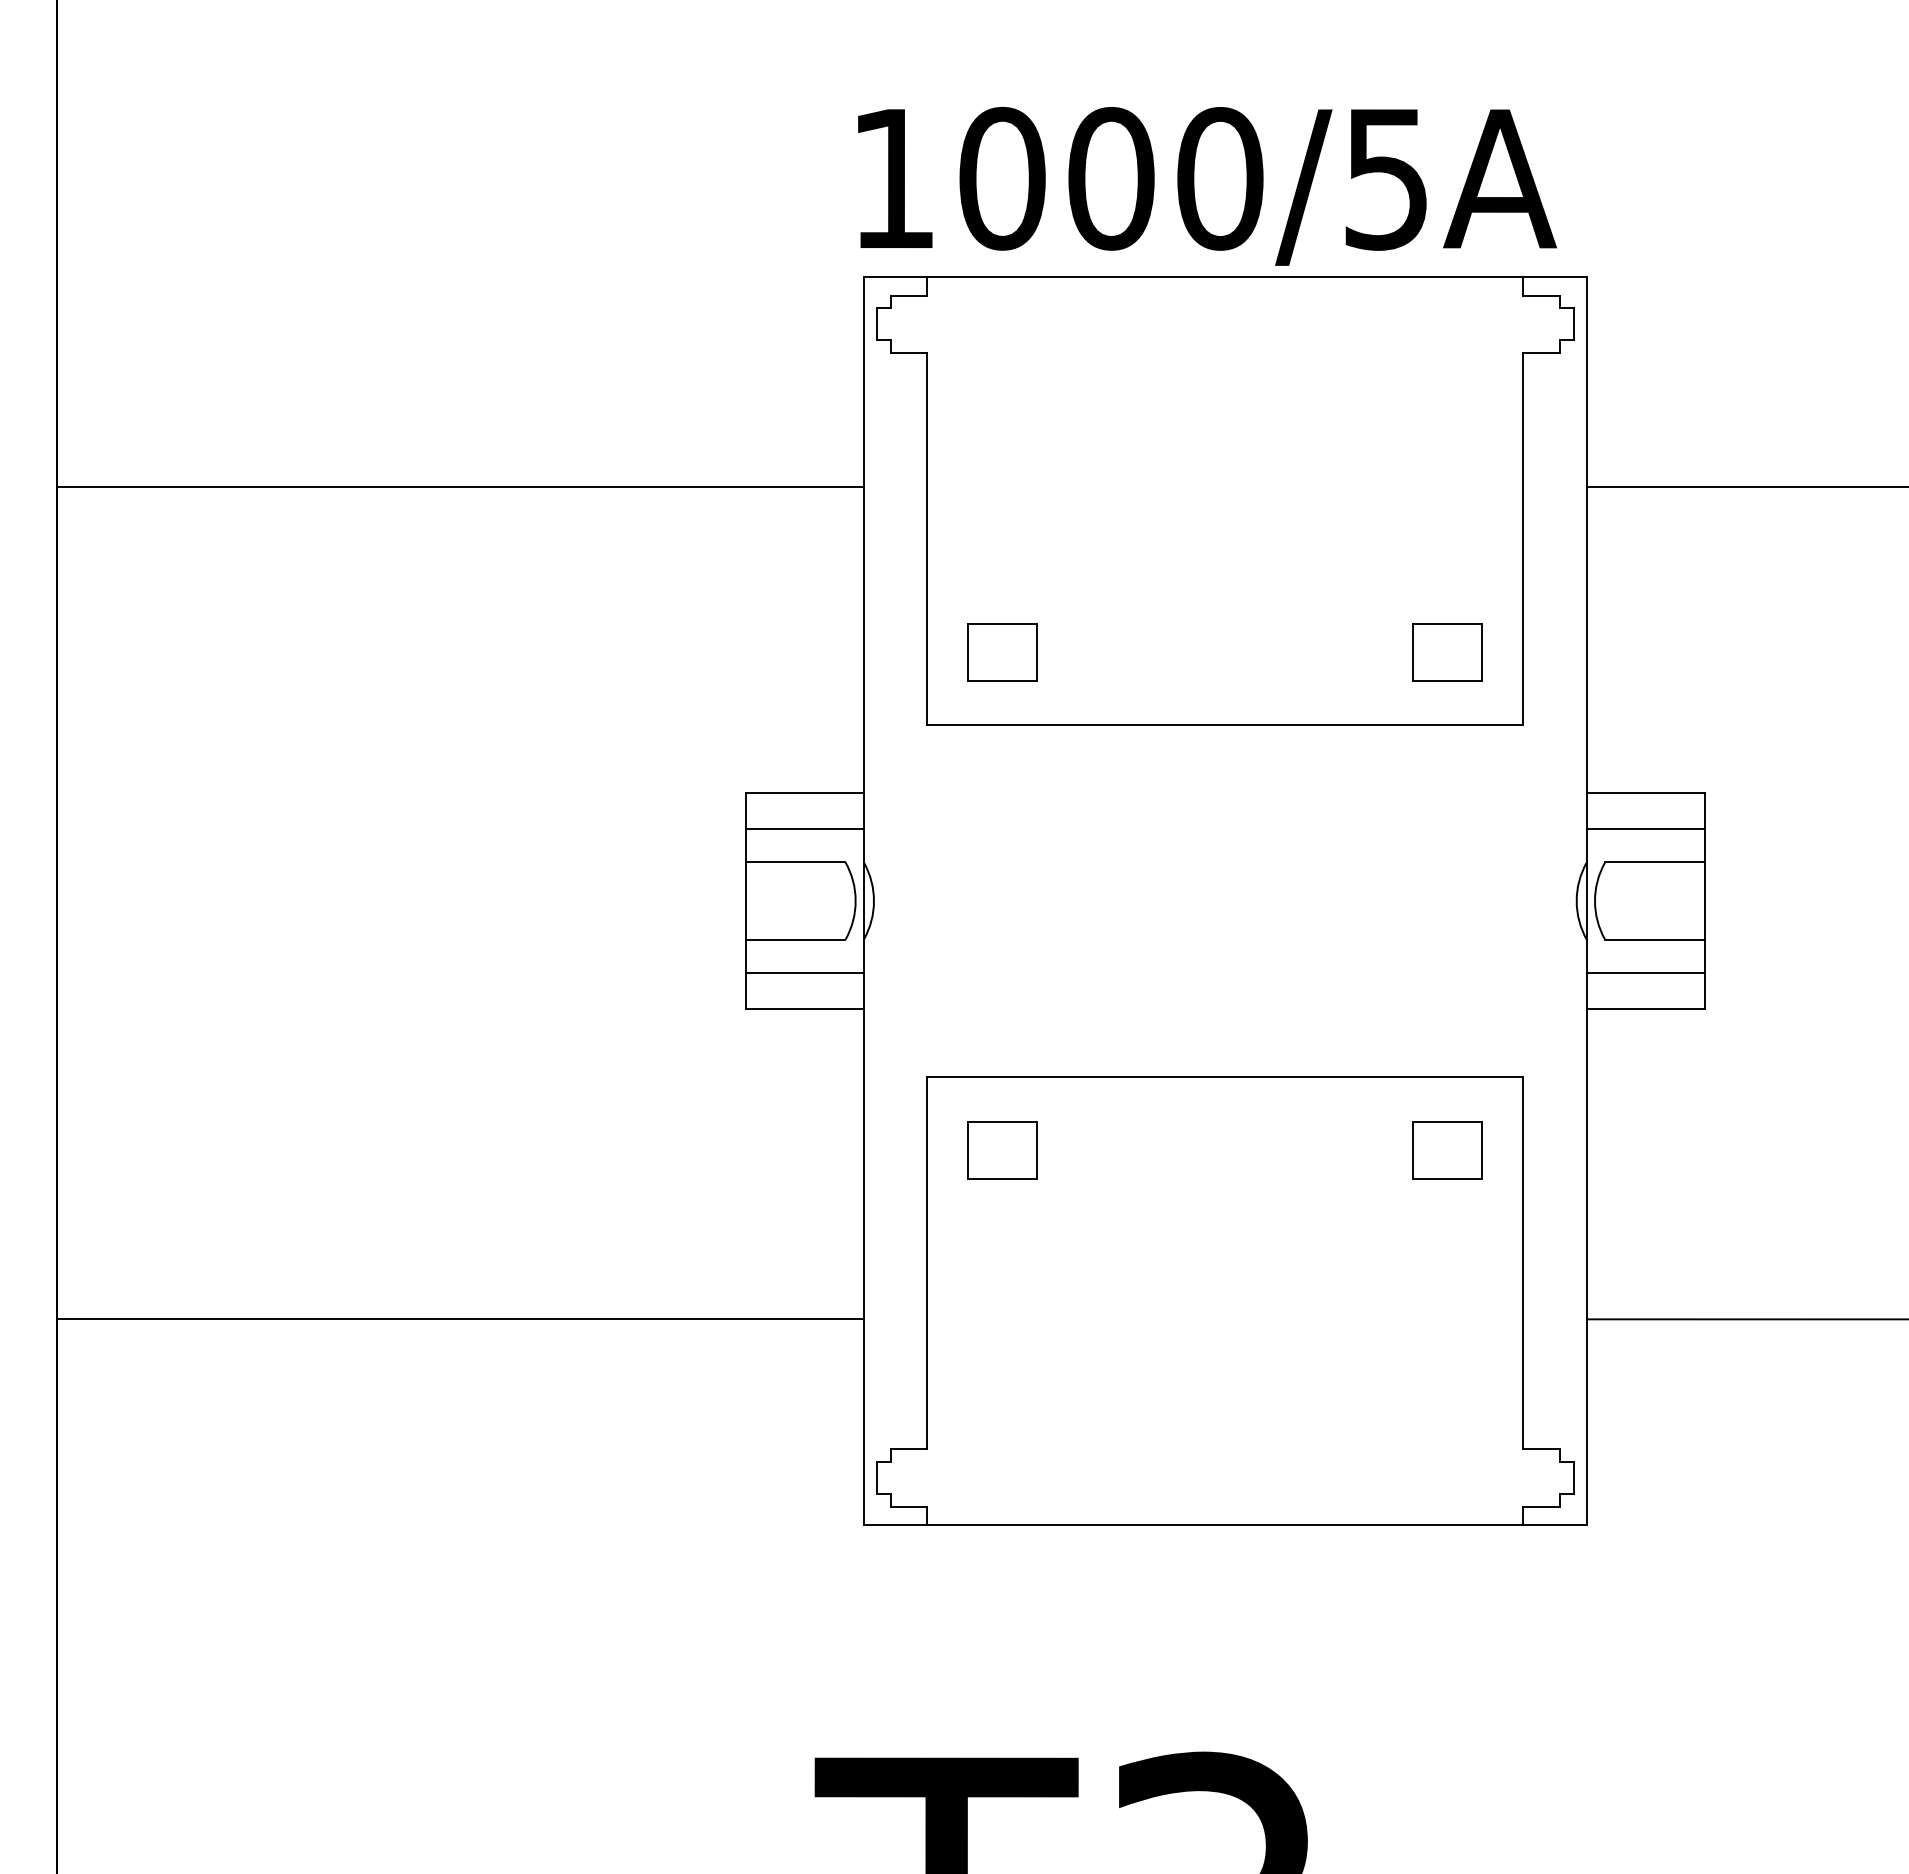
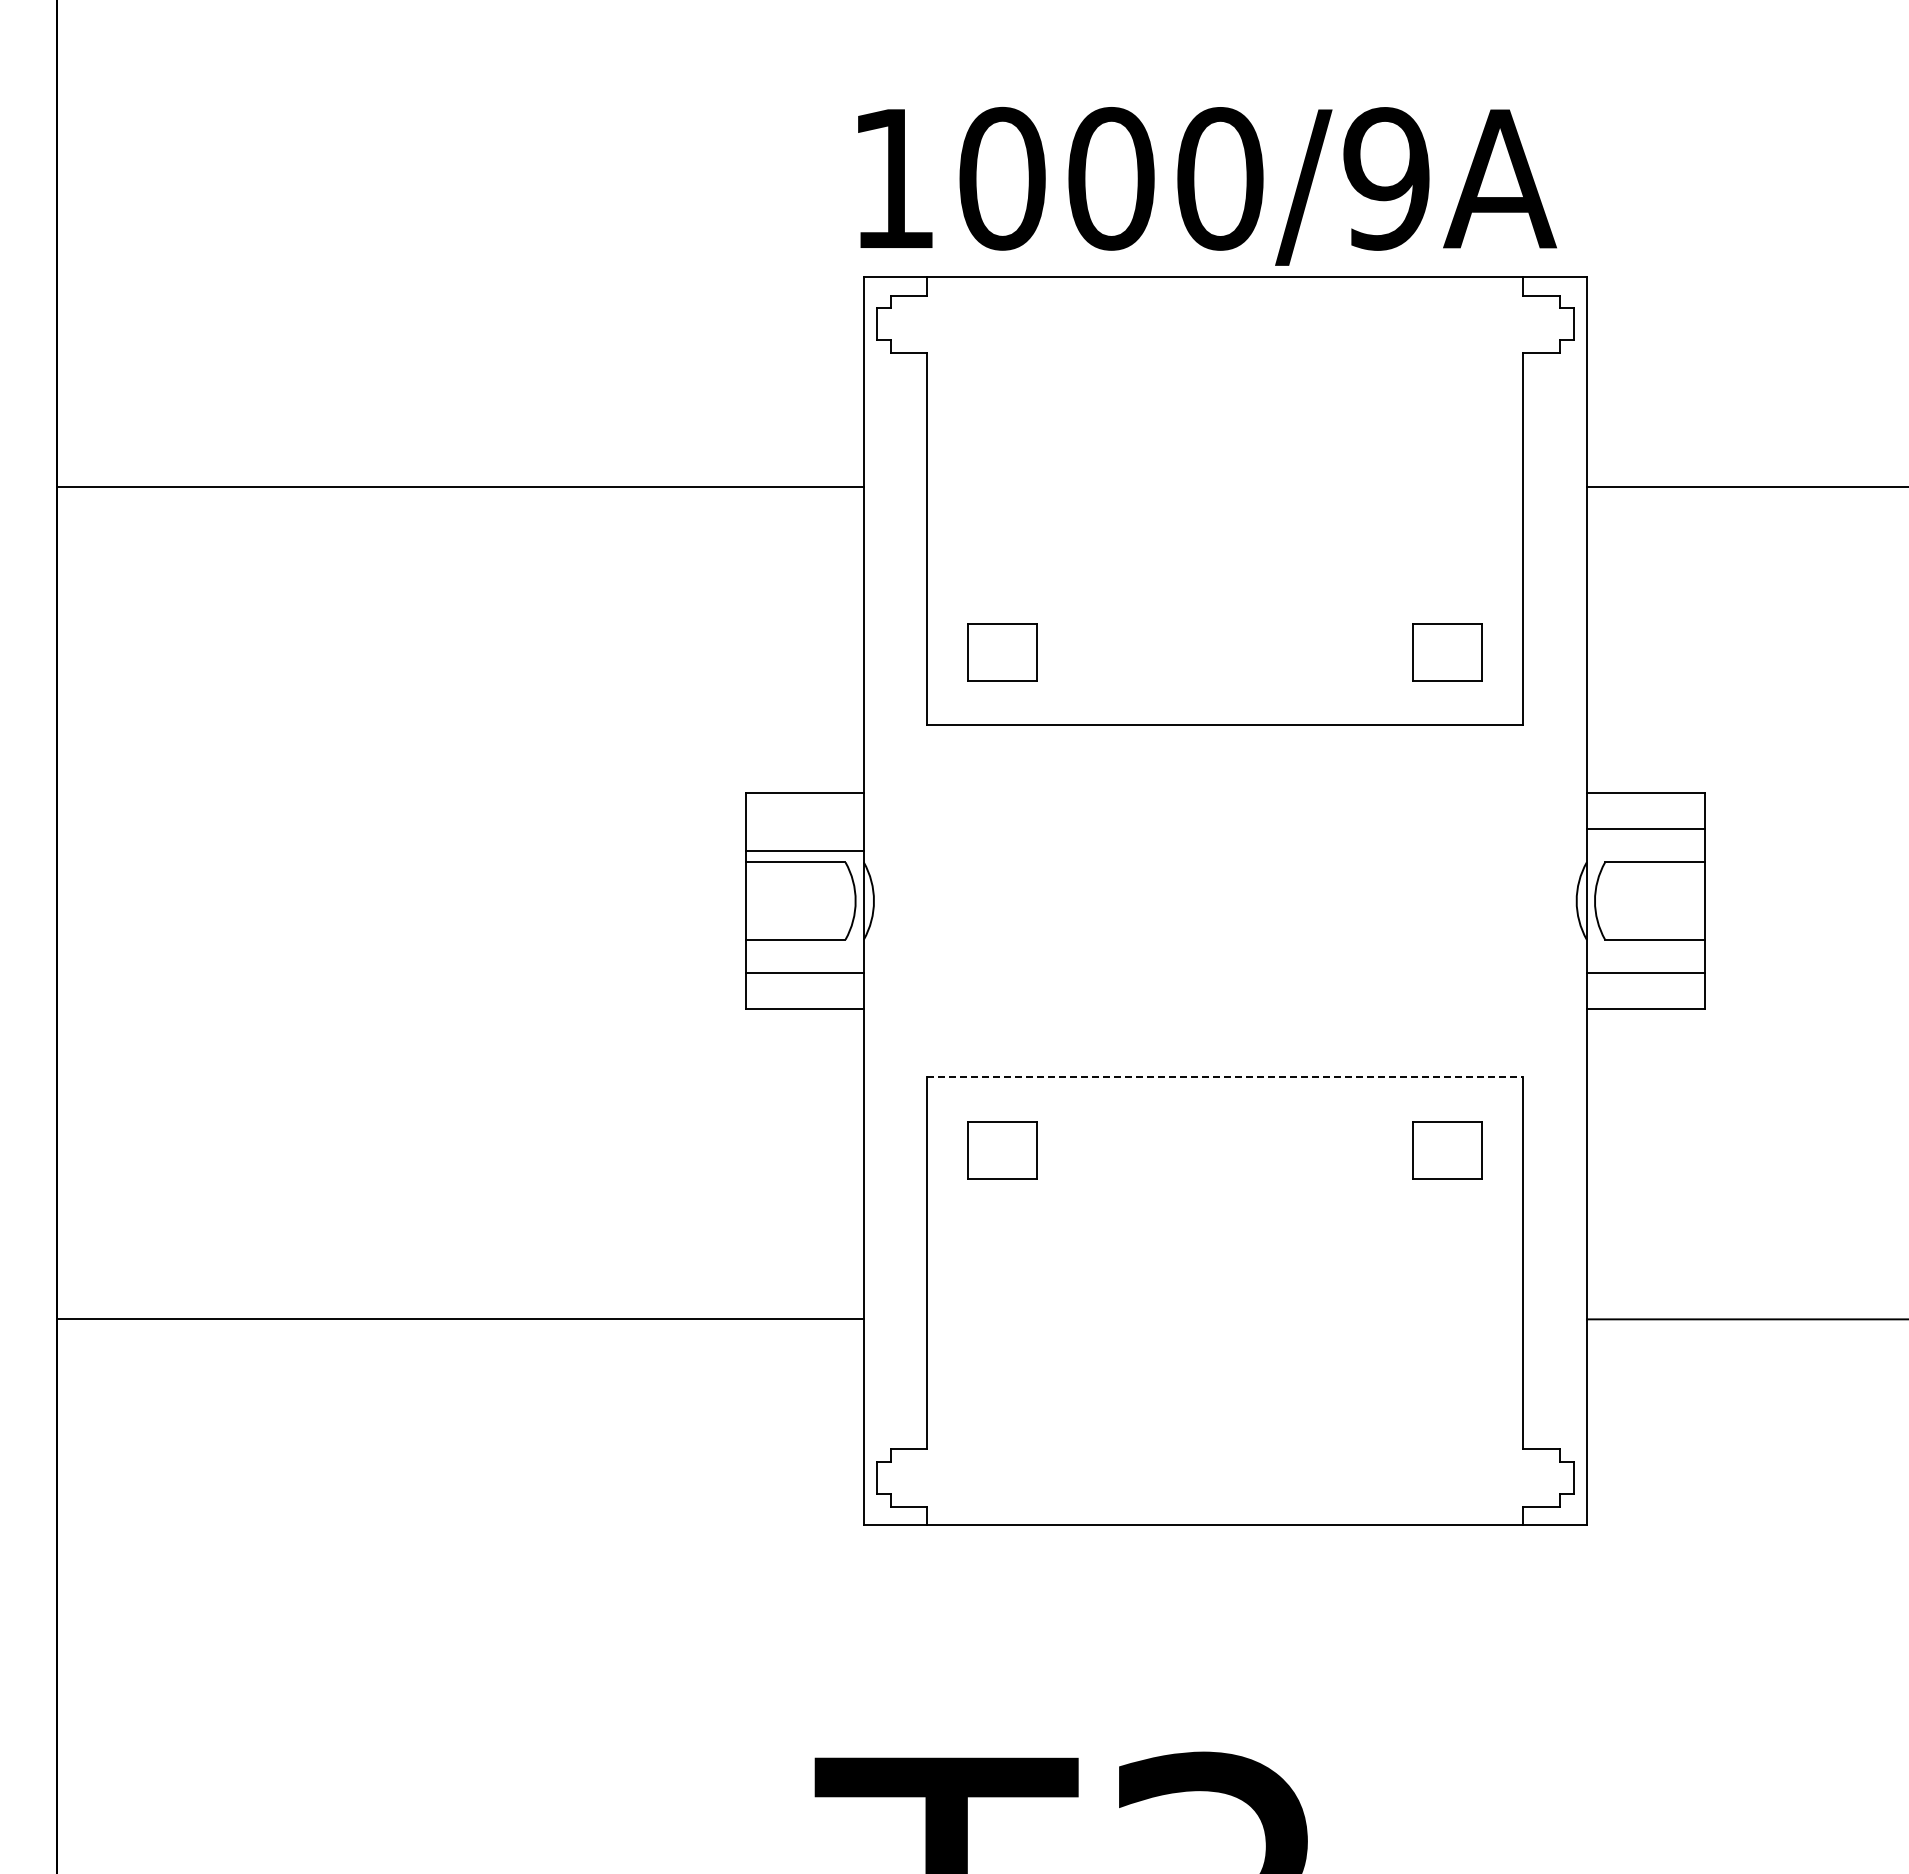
text: 1000/5A -> 1000/9A (1386, 178)
line position: (804, 828) -> (804, 850) (804, 850)
line: solid -> dashed (1225, 1076)
